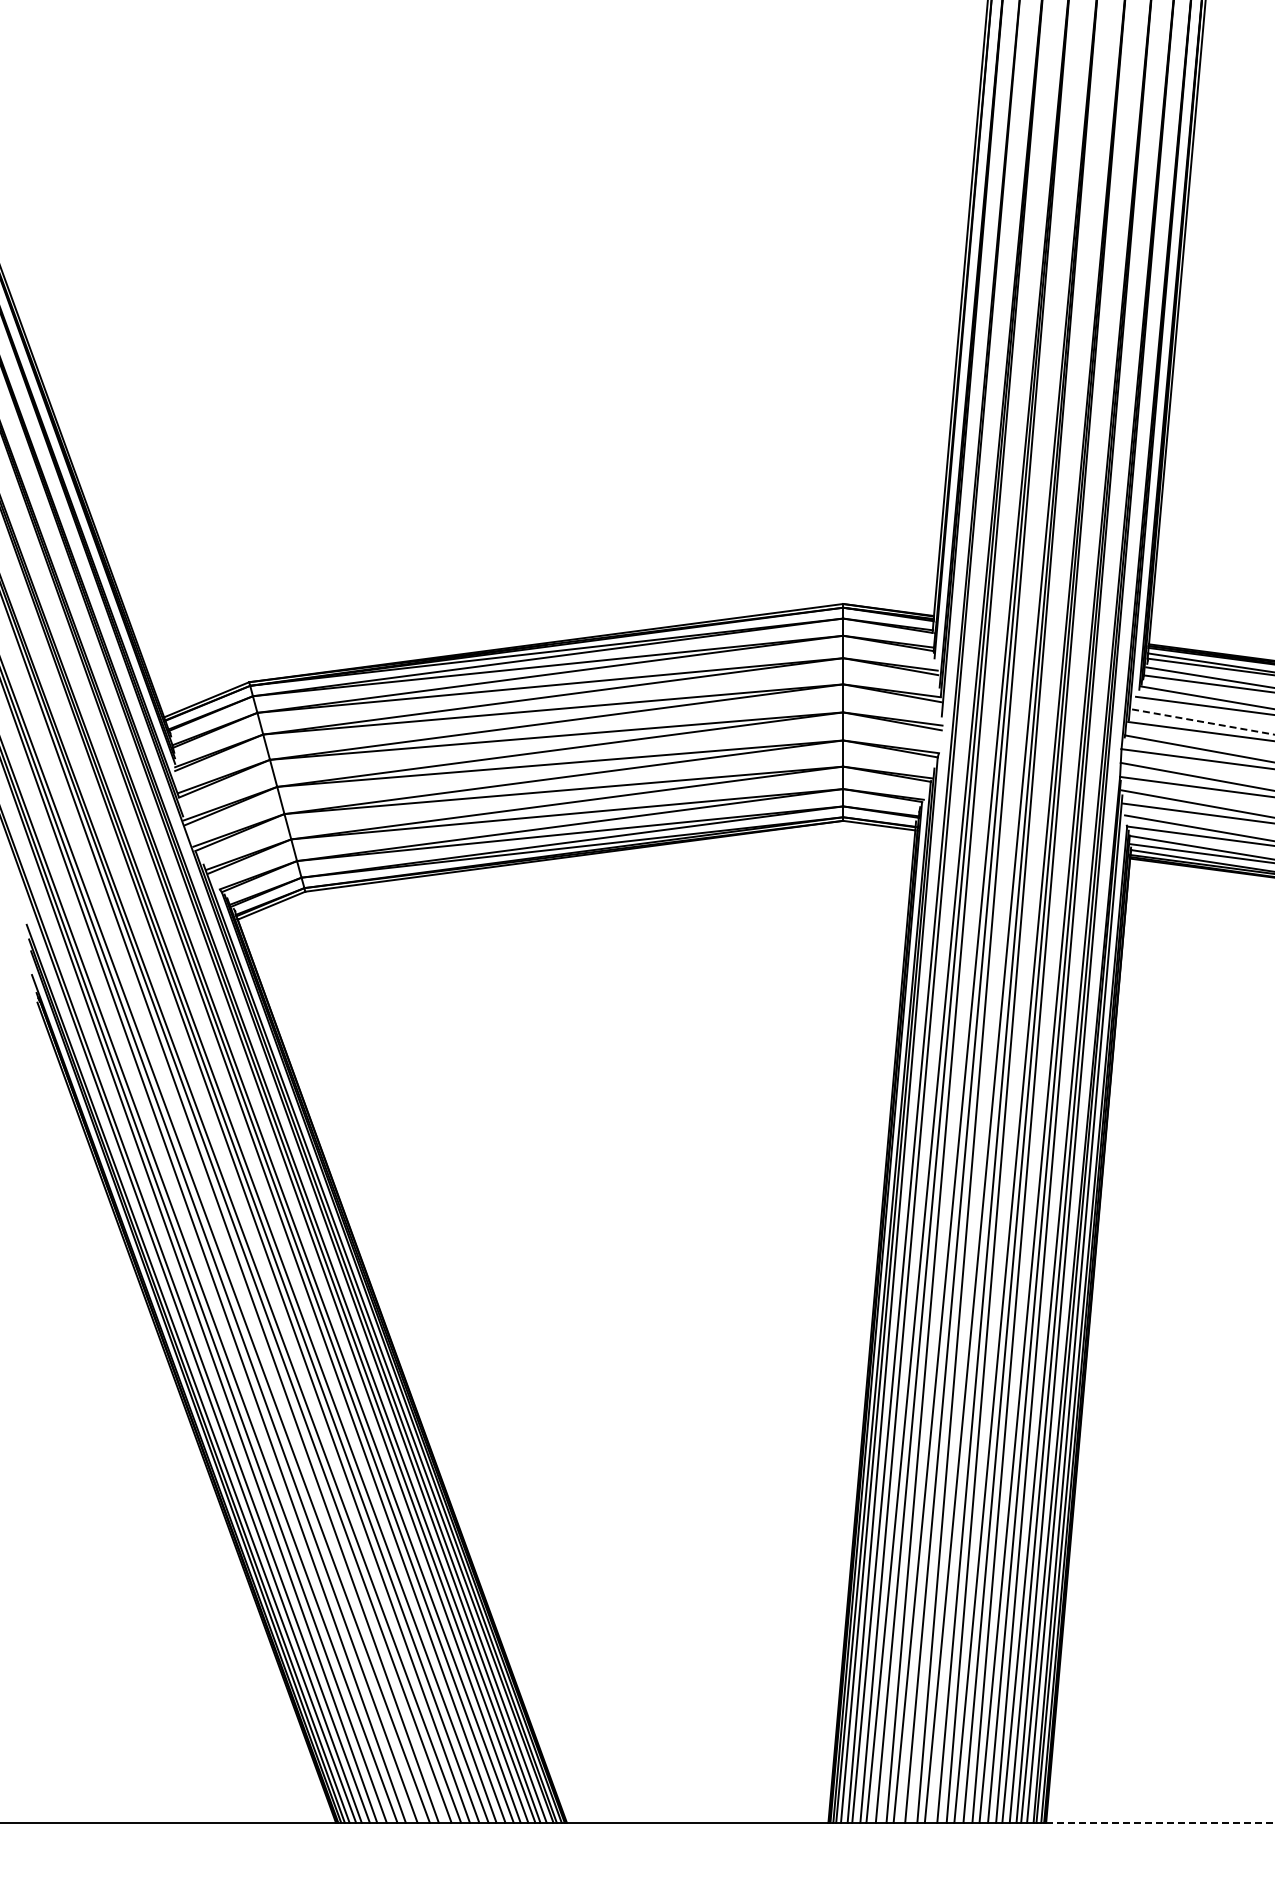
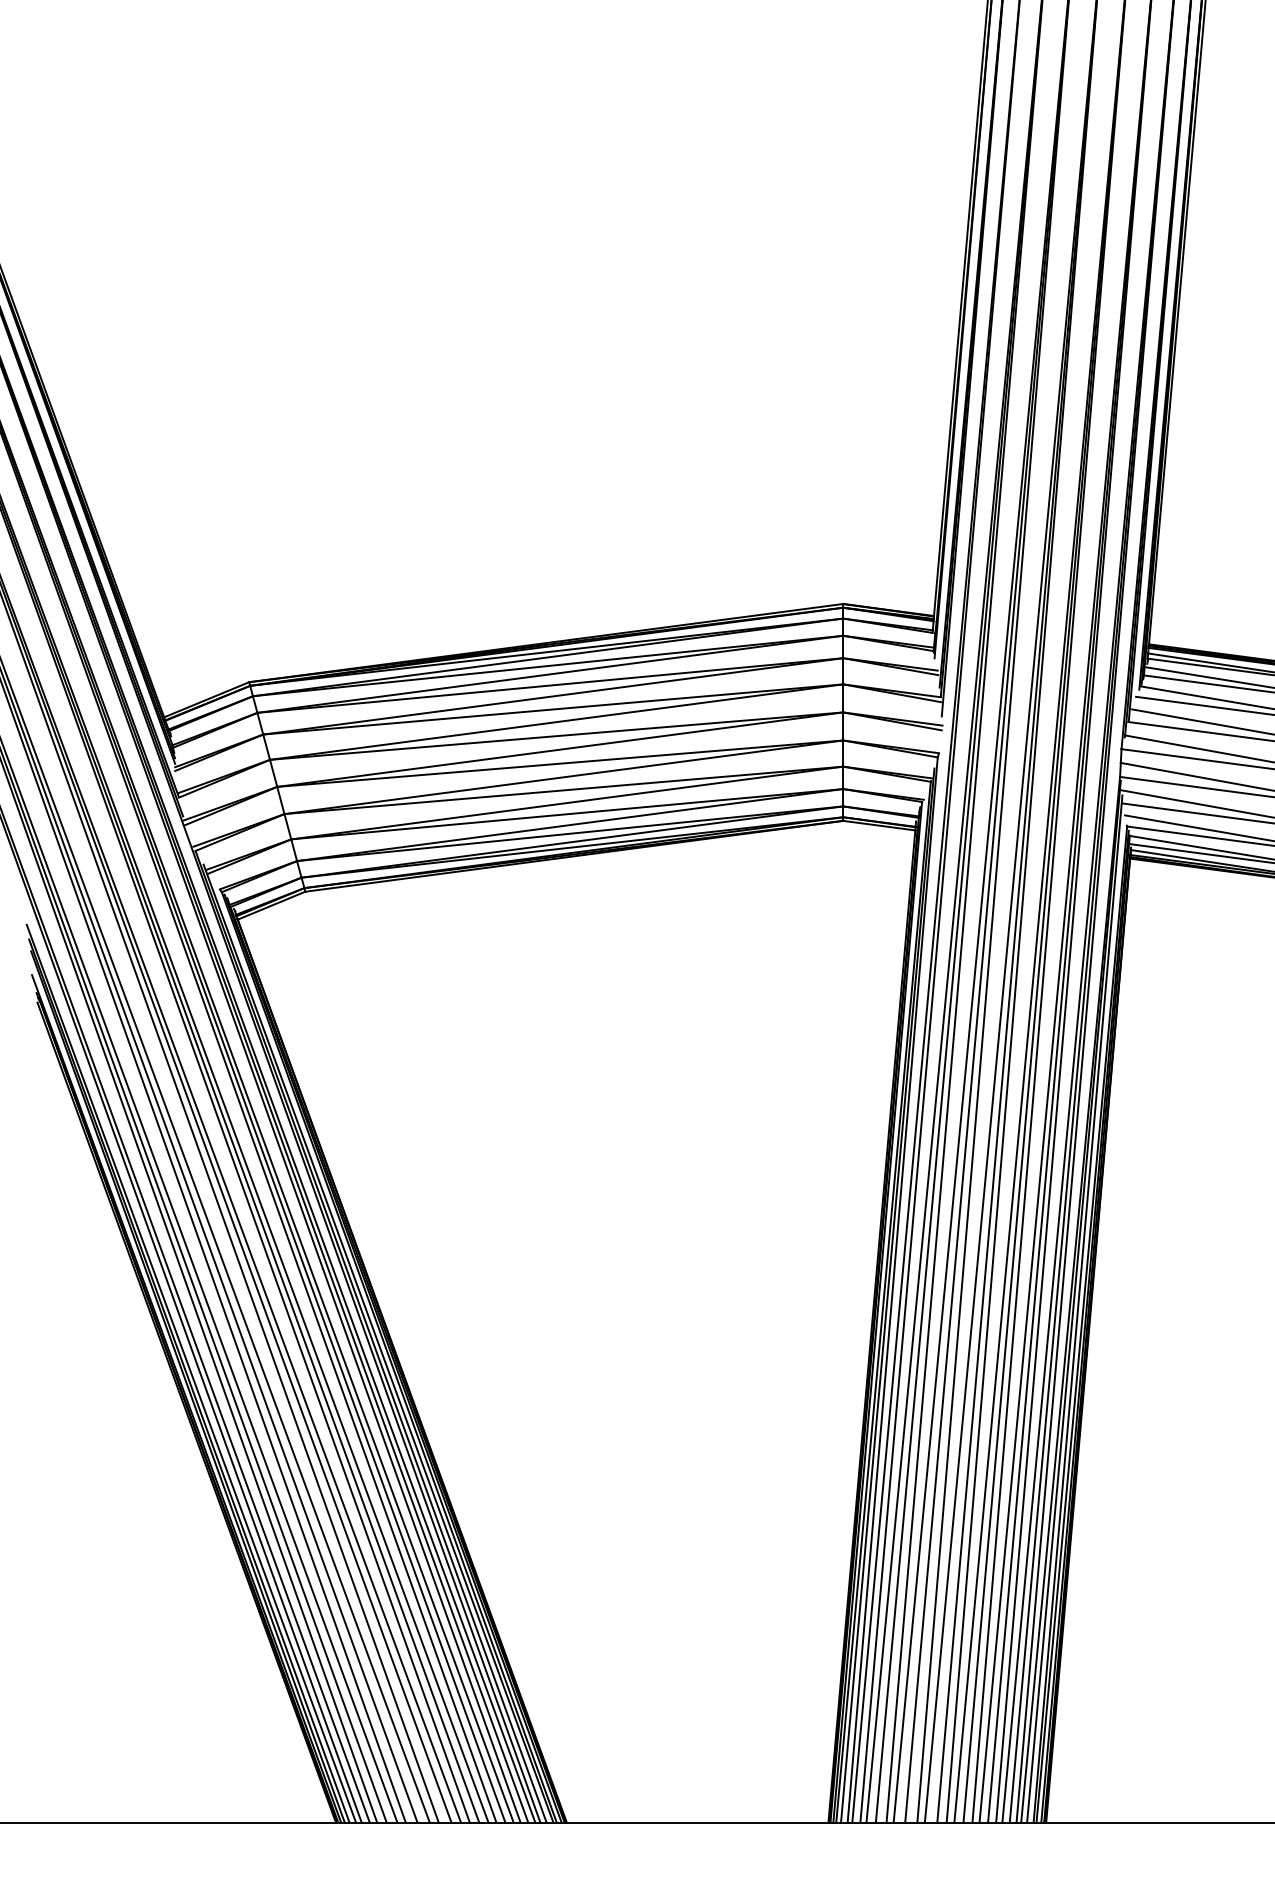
line: dashed -> solid (1203, 722)
line: dashed -> solid (1160, 1822)
